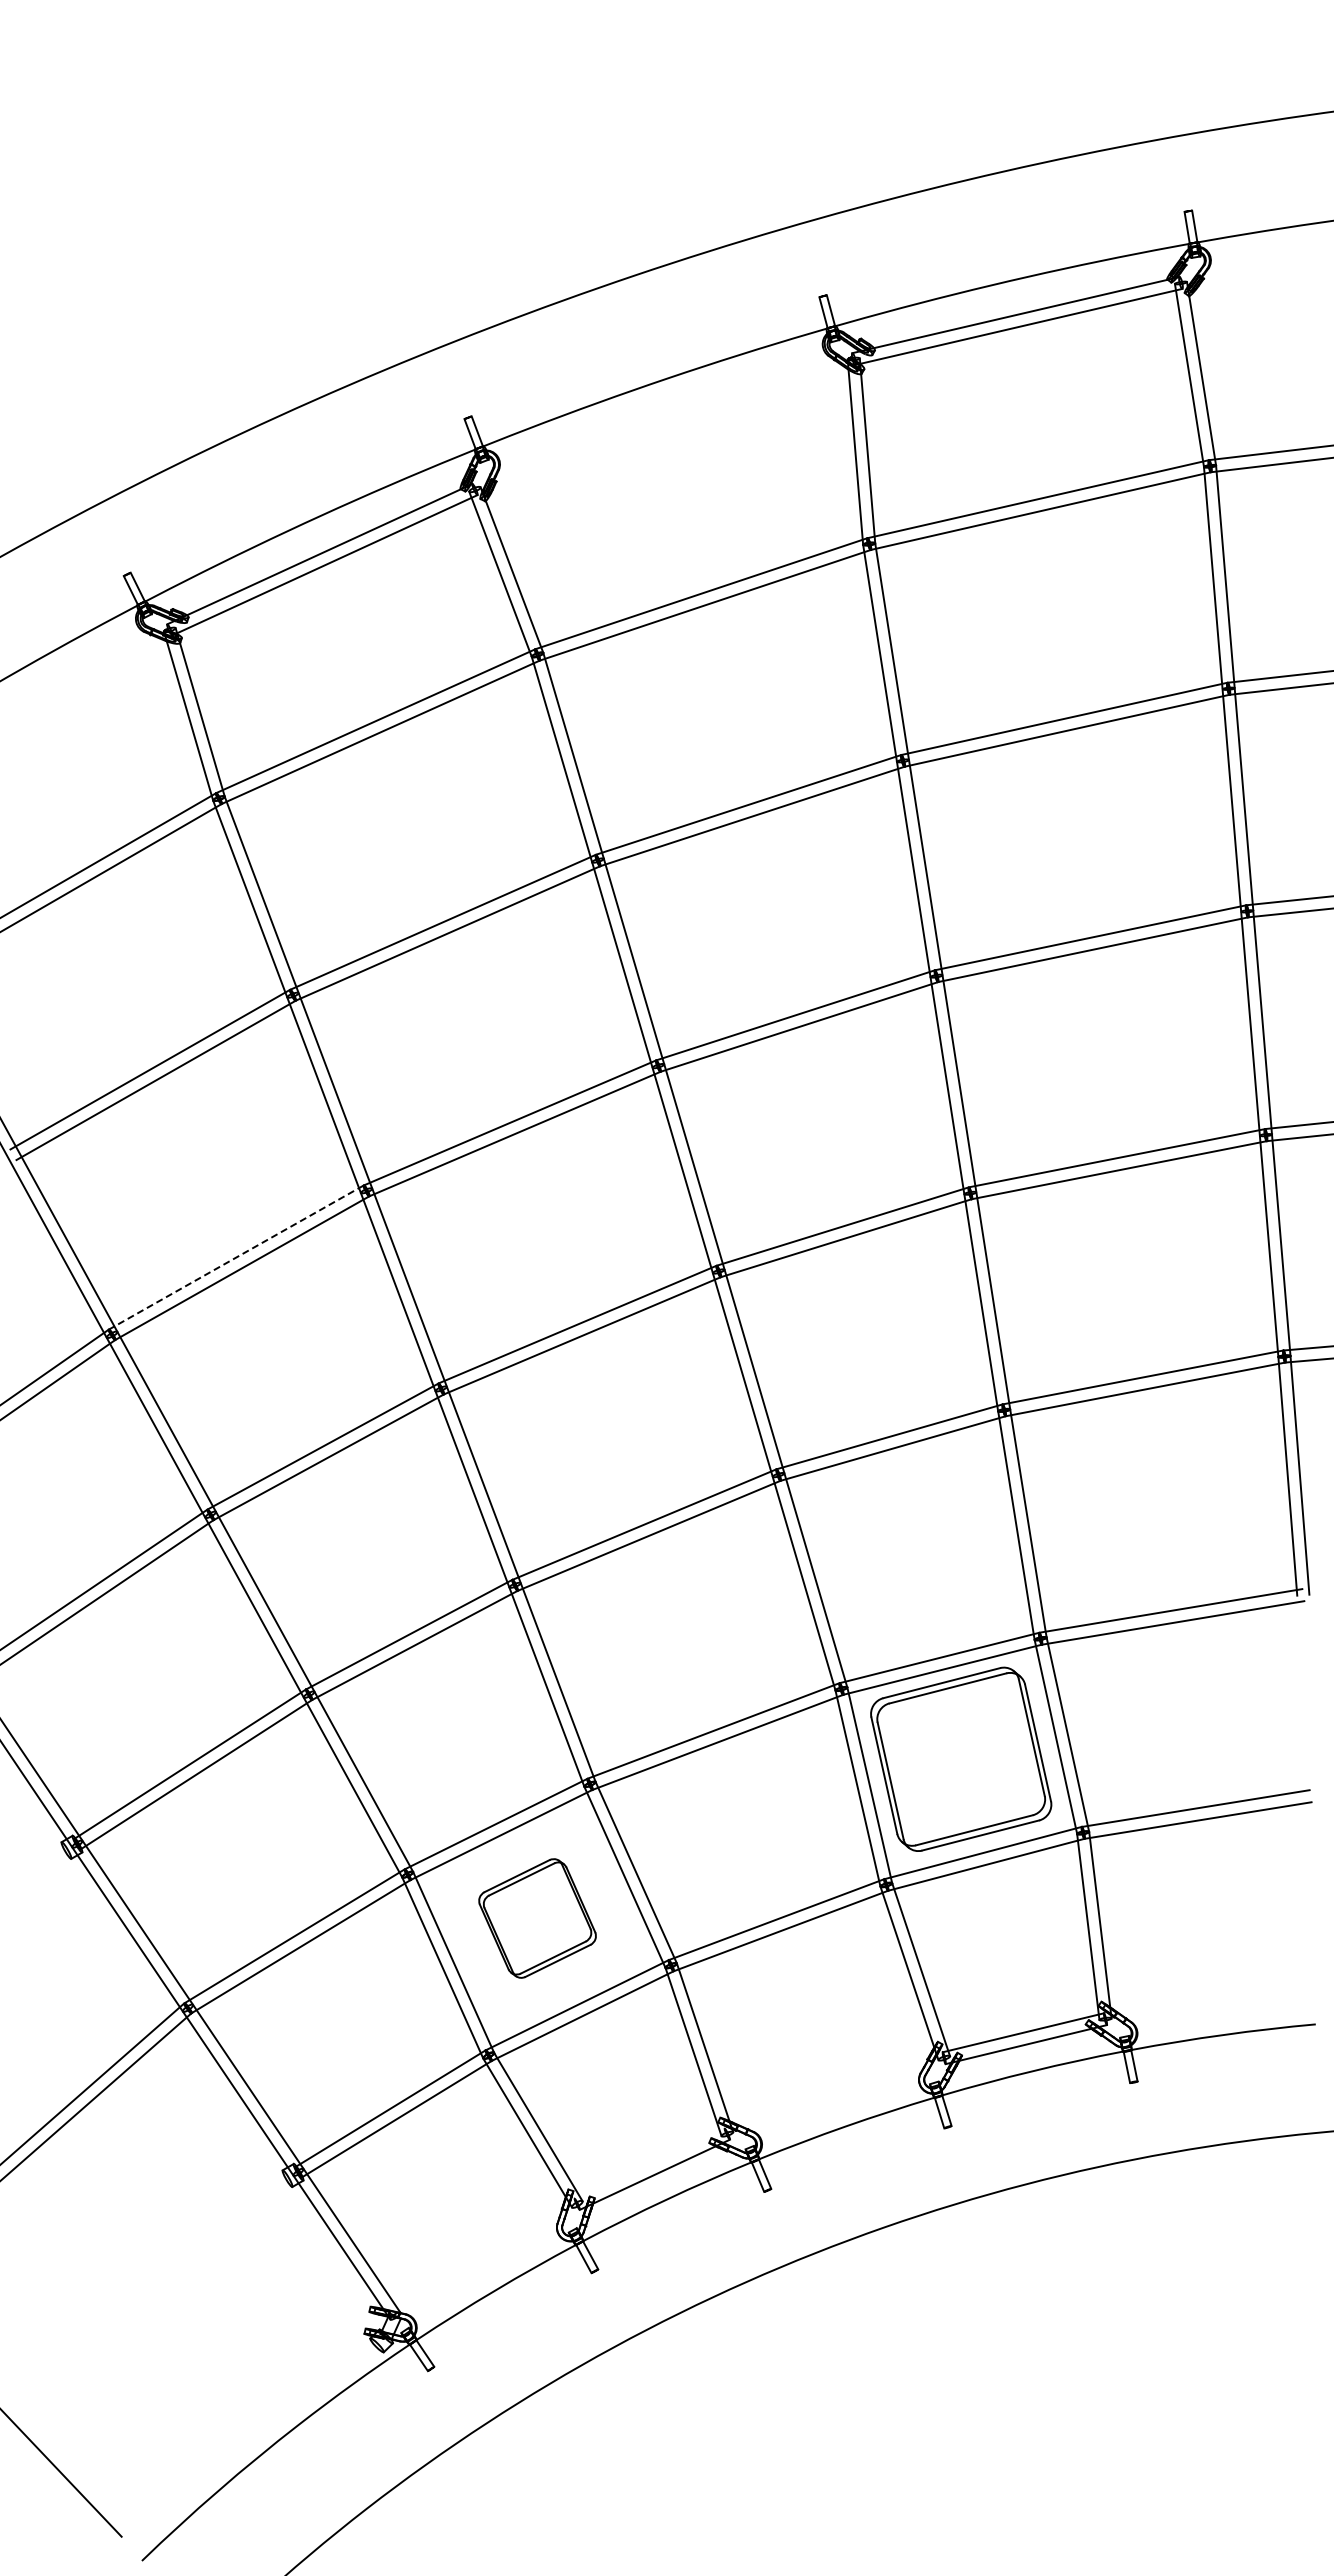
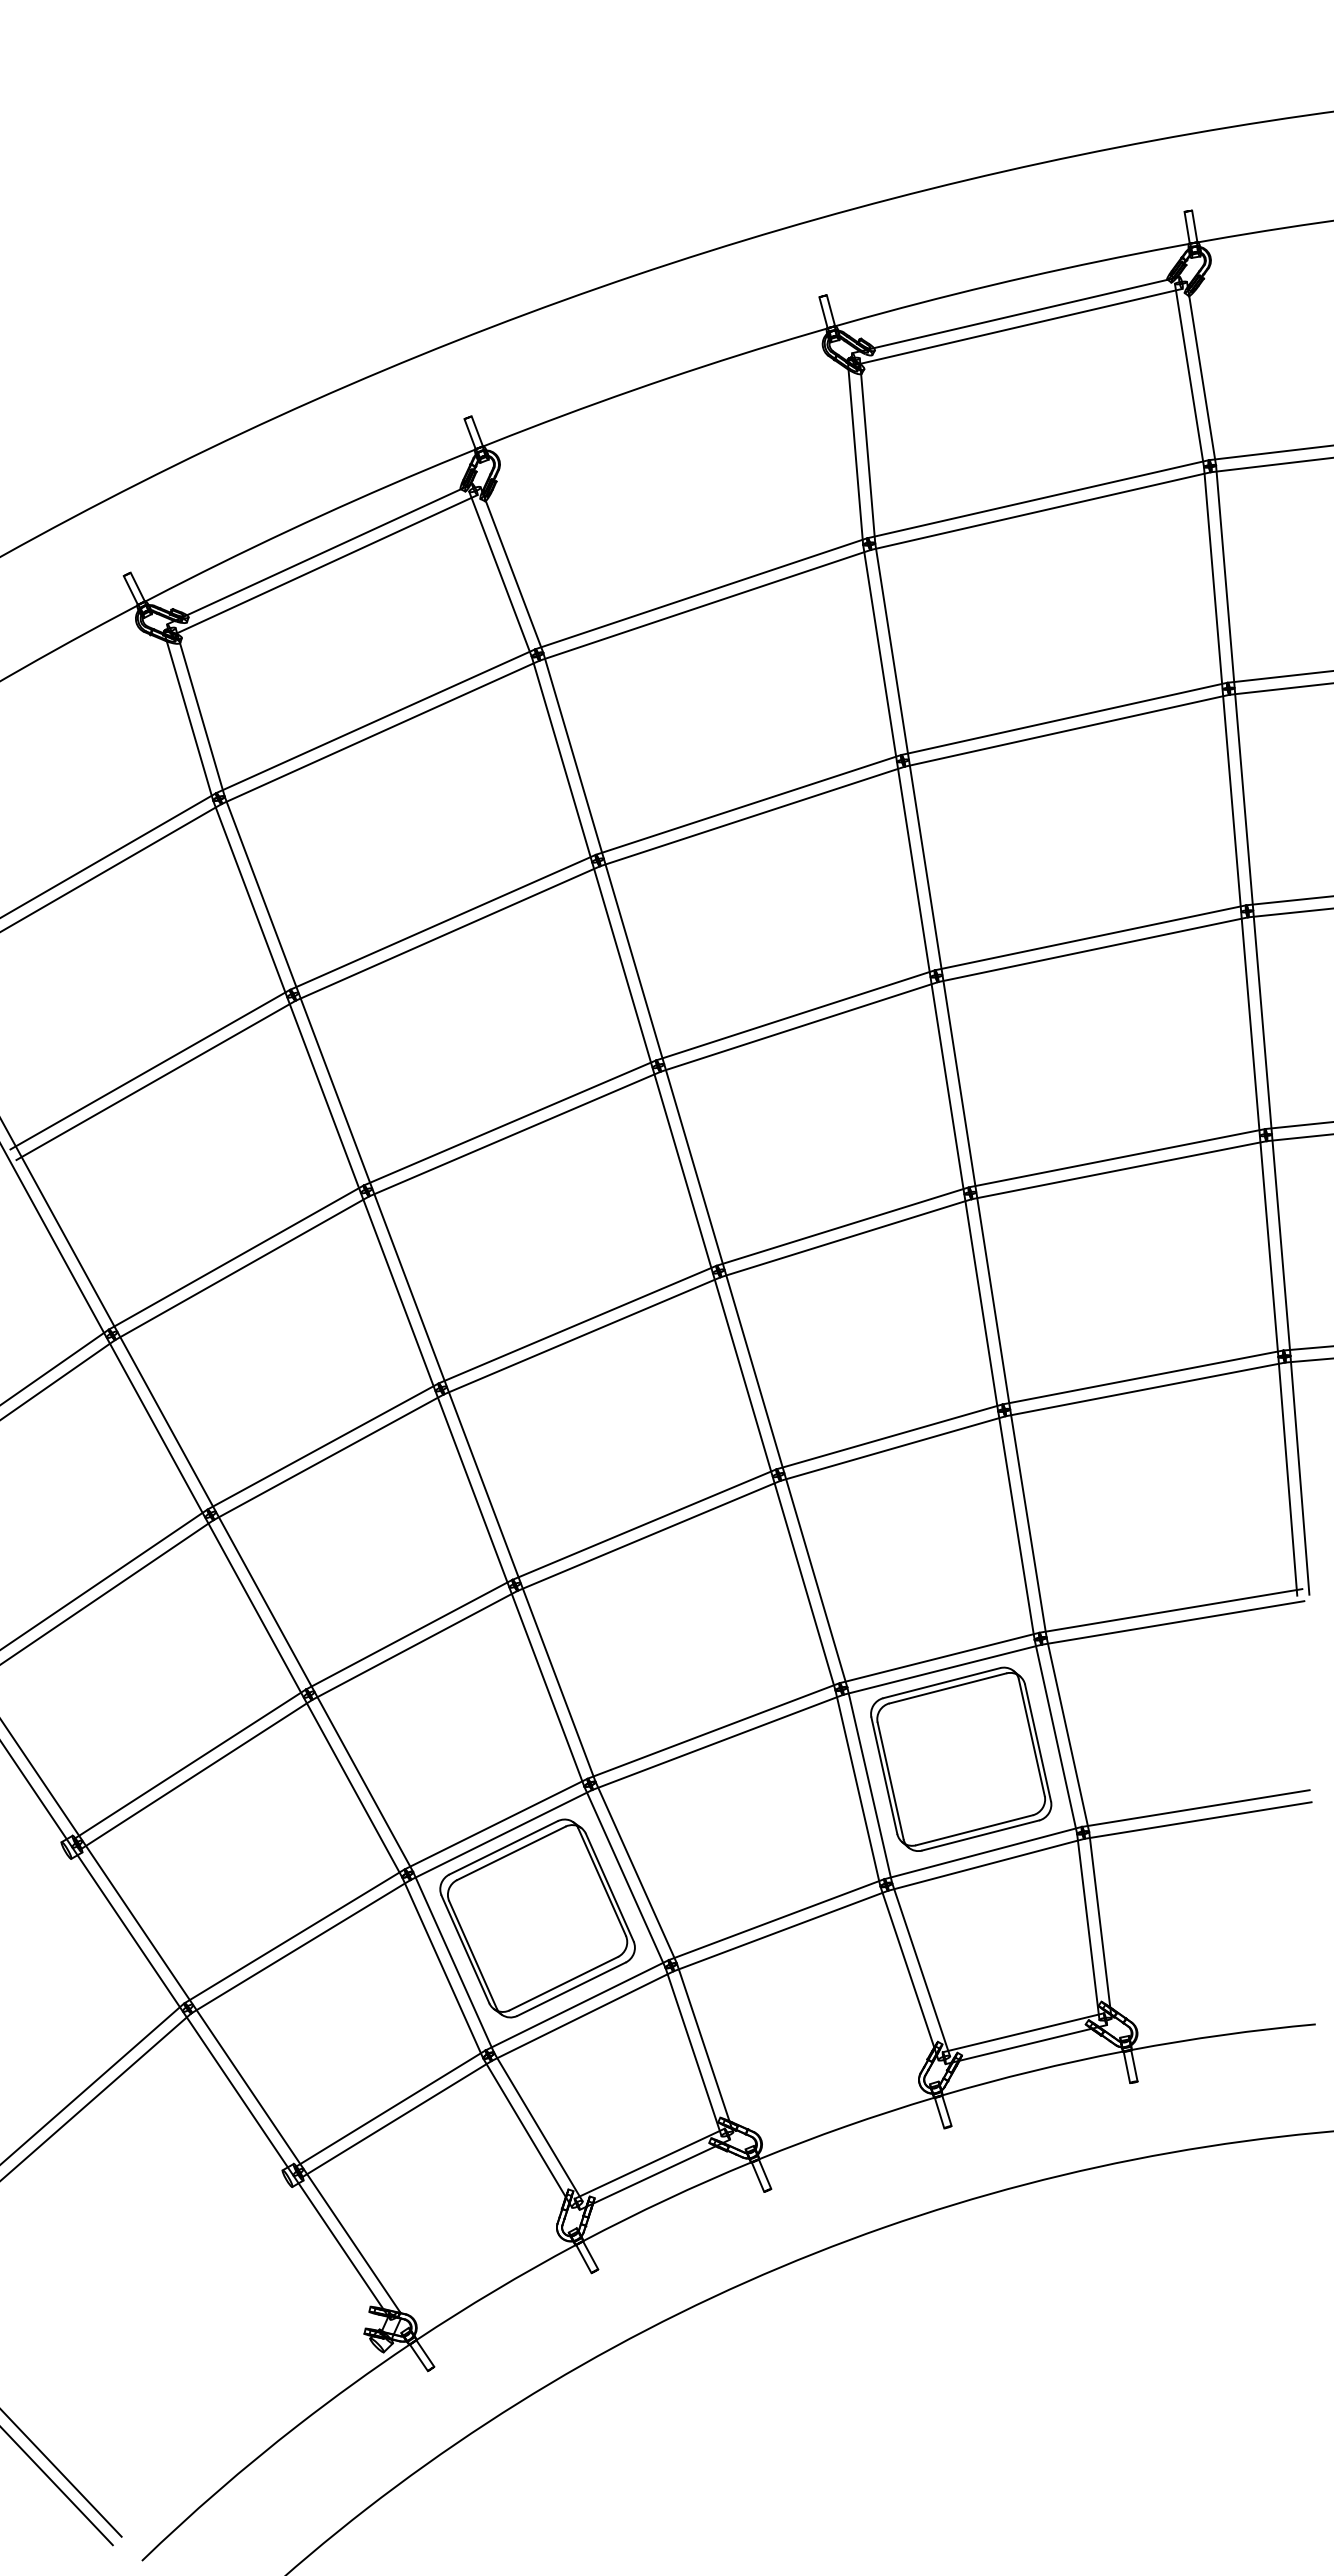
line: dashed -> solid (235, 1257)
part size: 119x121 px -> 197x201 px (537, 1918)
line: none -> present (649, 2163)
line: none -> present (57, 2486)
